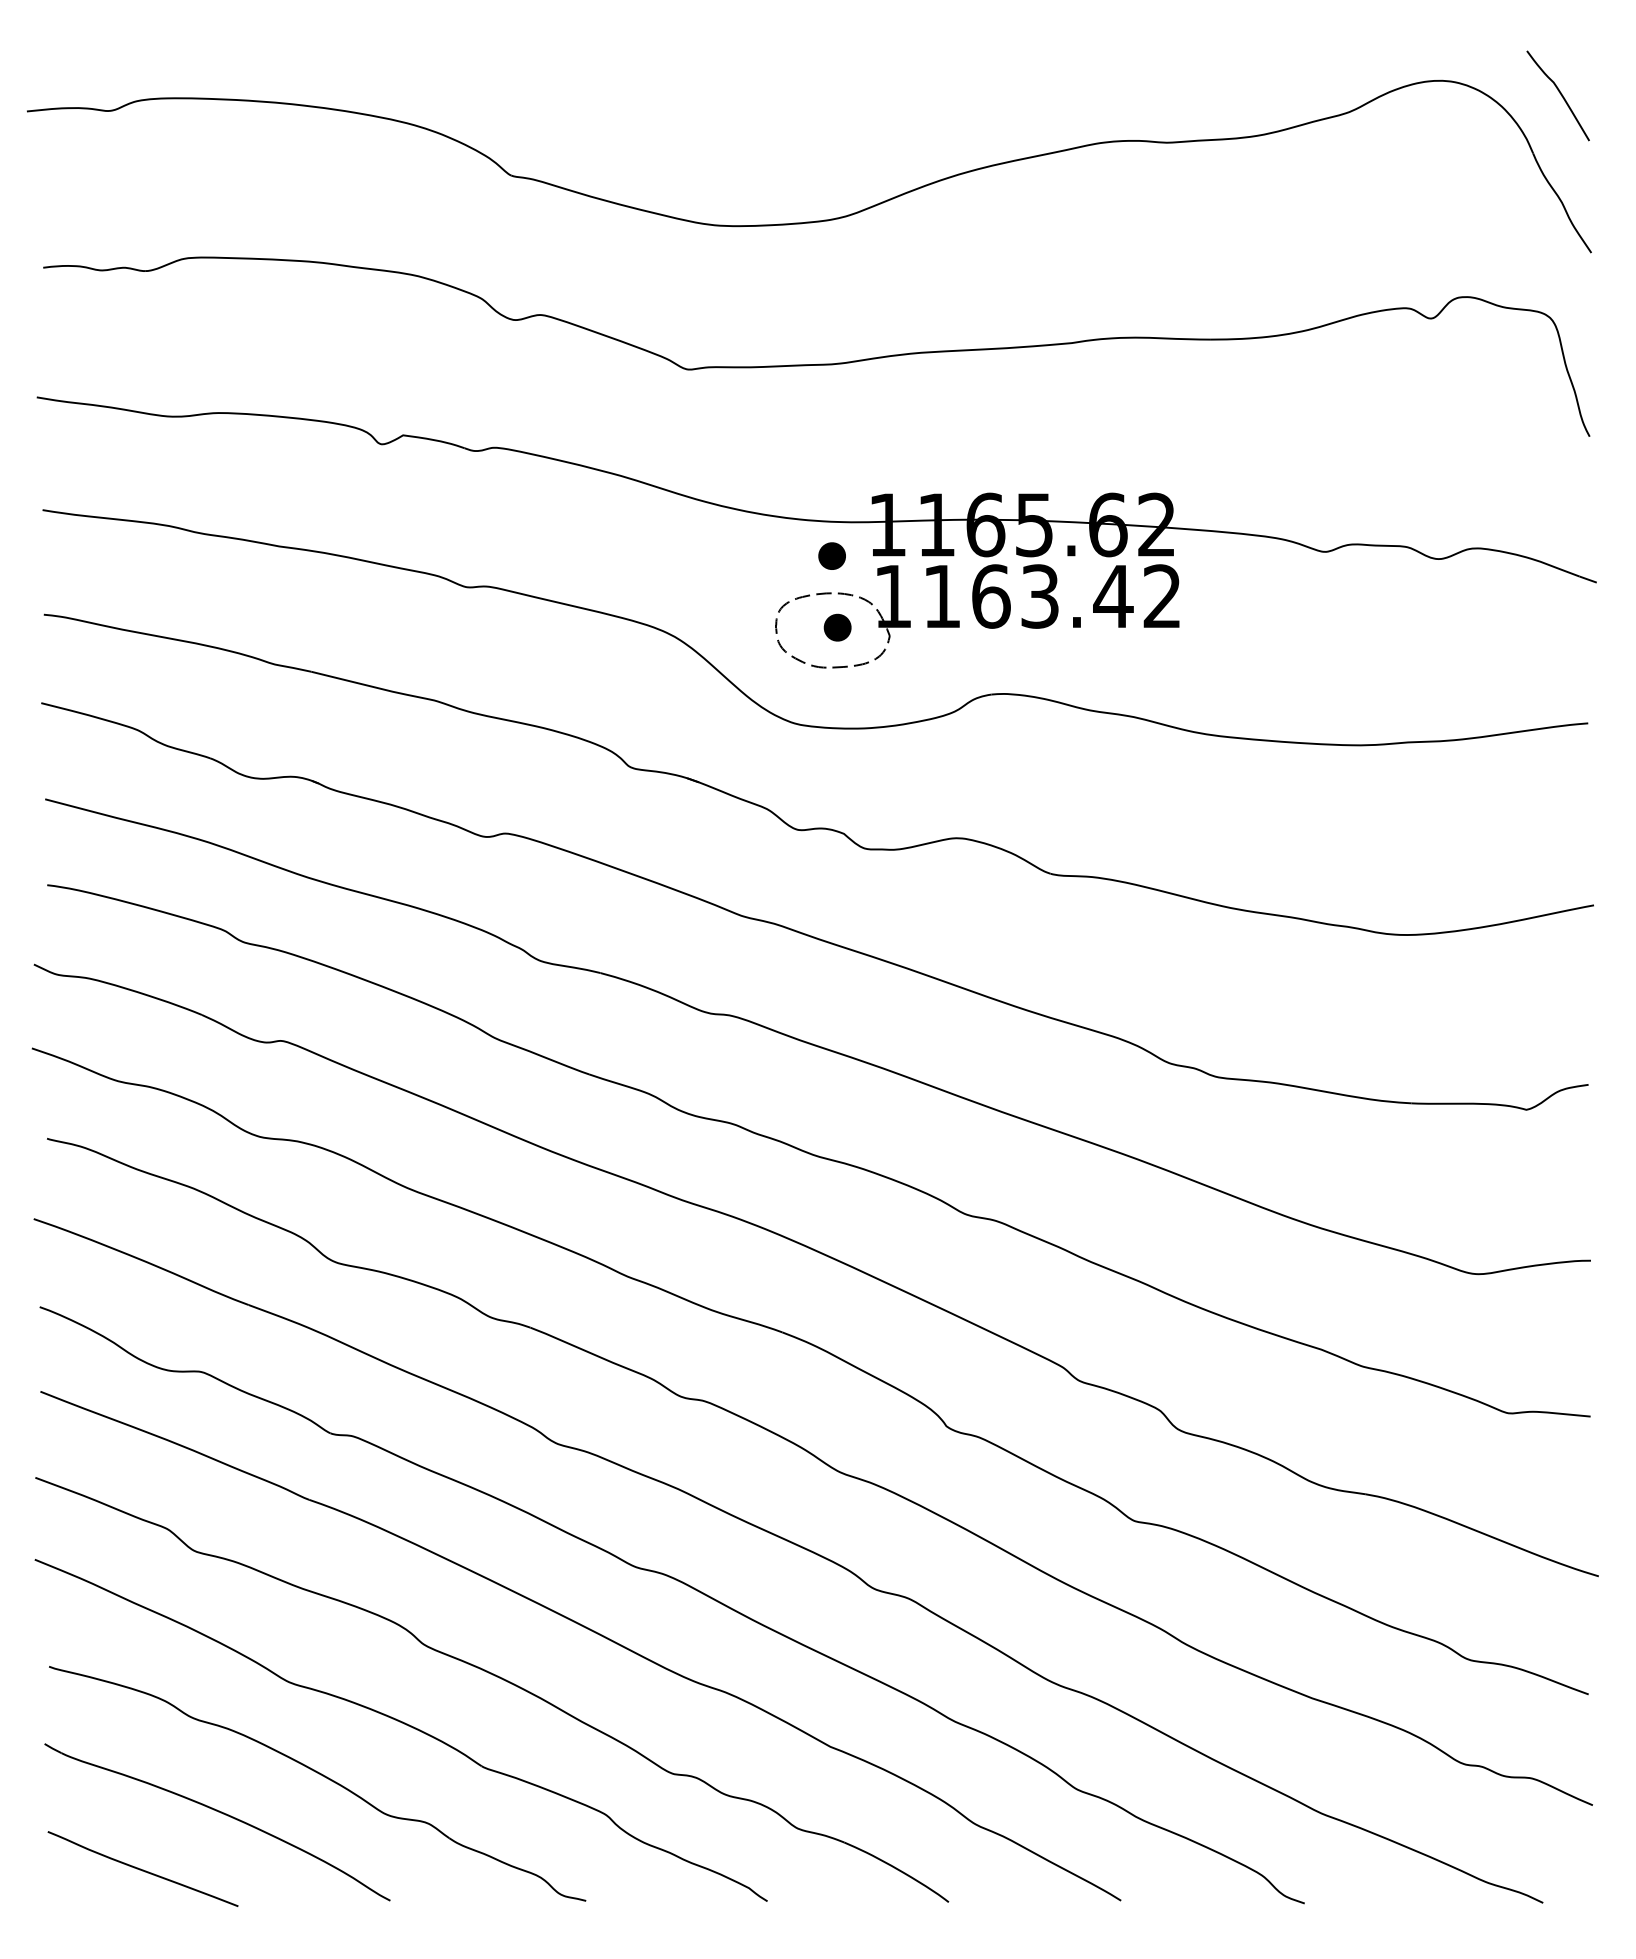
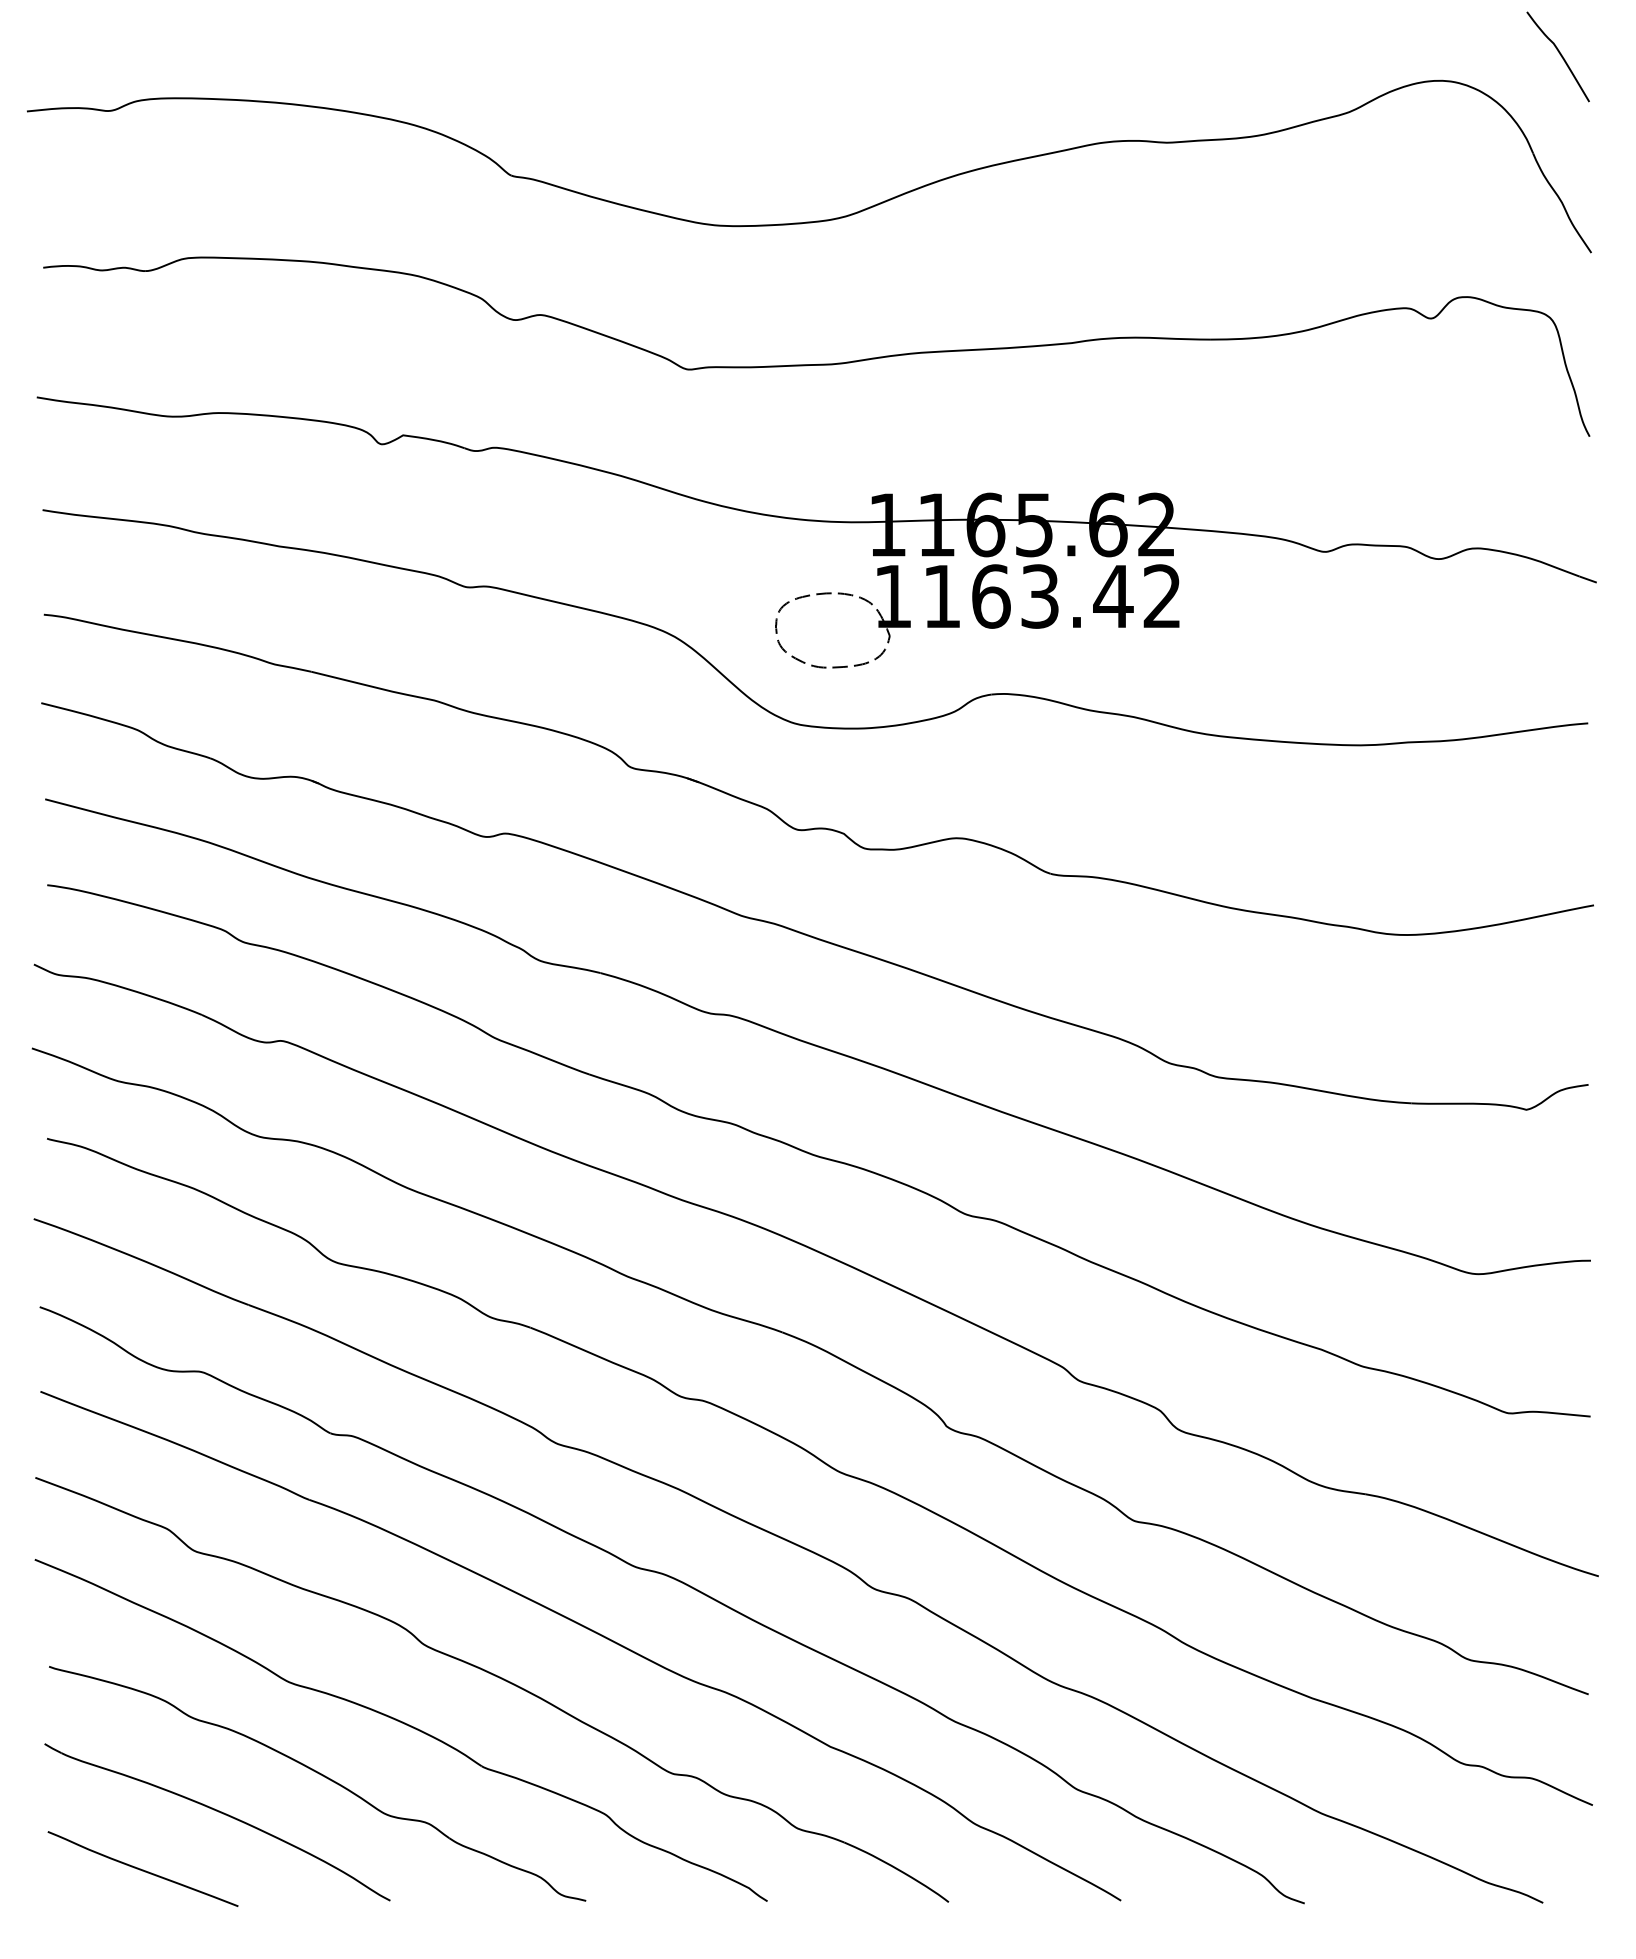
curve position: (1559, 93) -> (1559, 54) (1559, 54)
part: present -> none (831, 555)
part: present -> none (837, 627)
